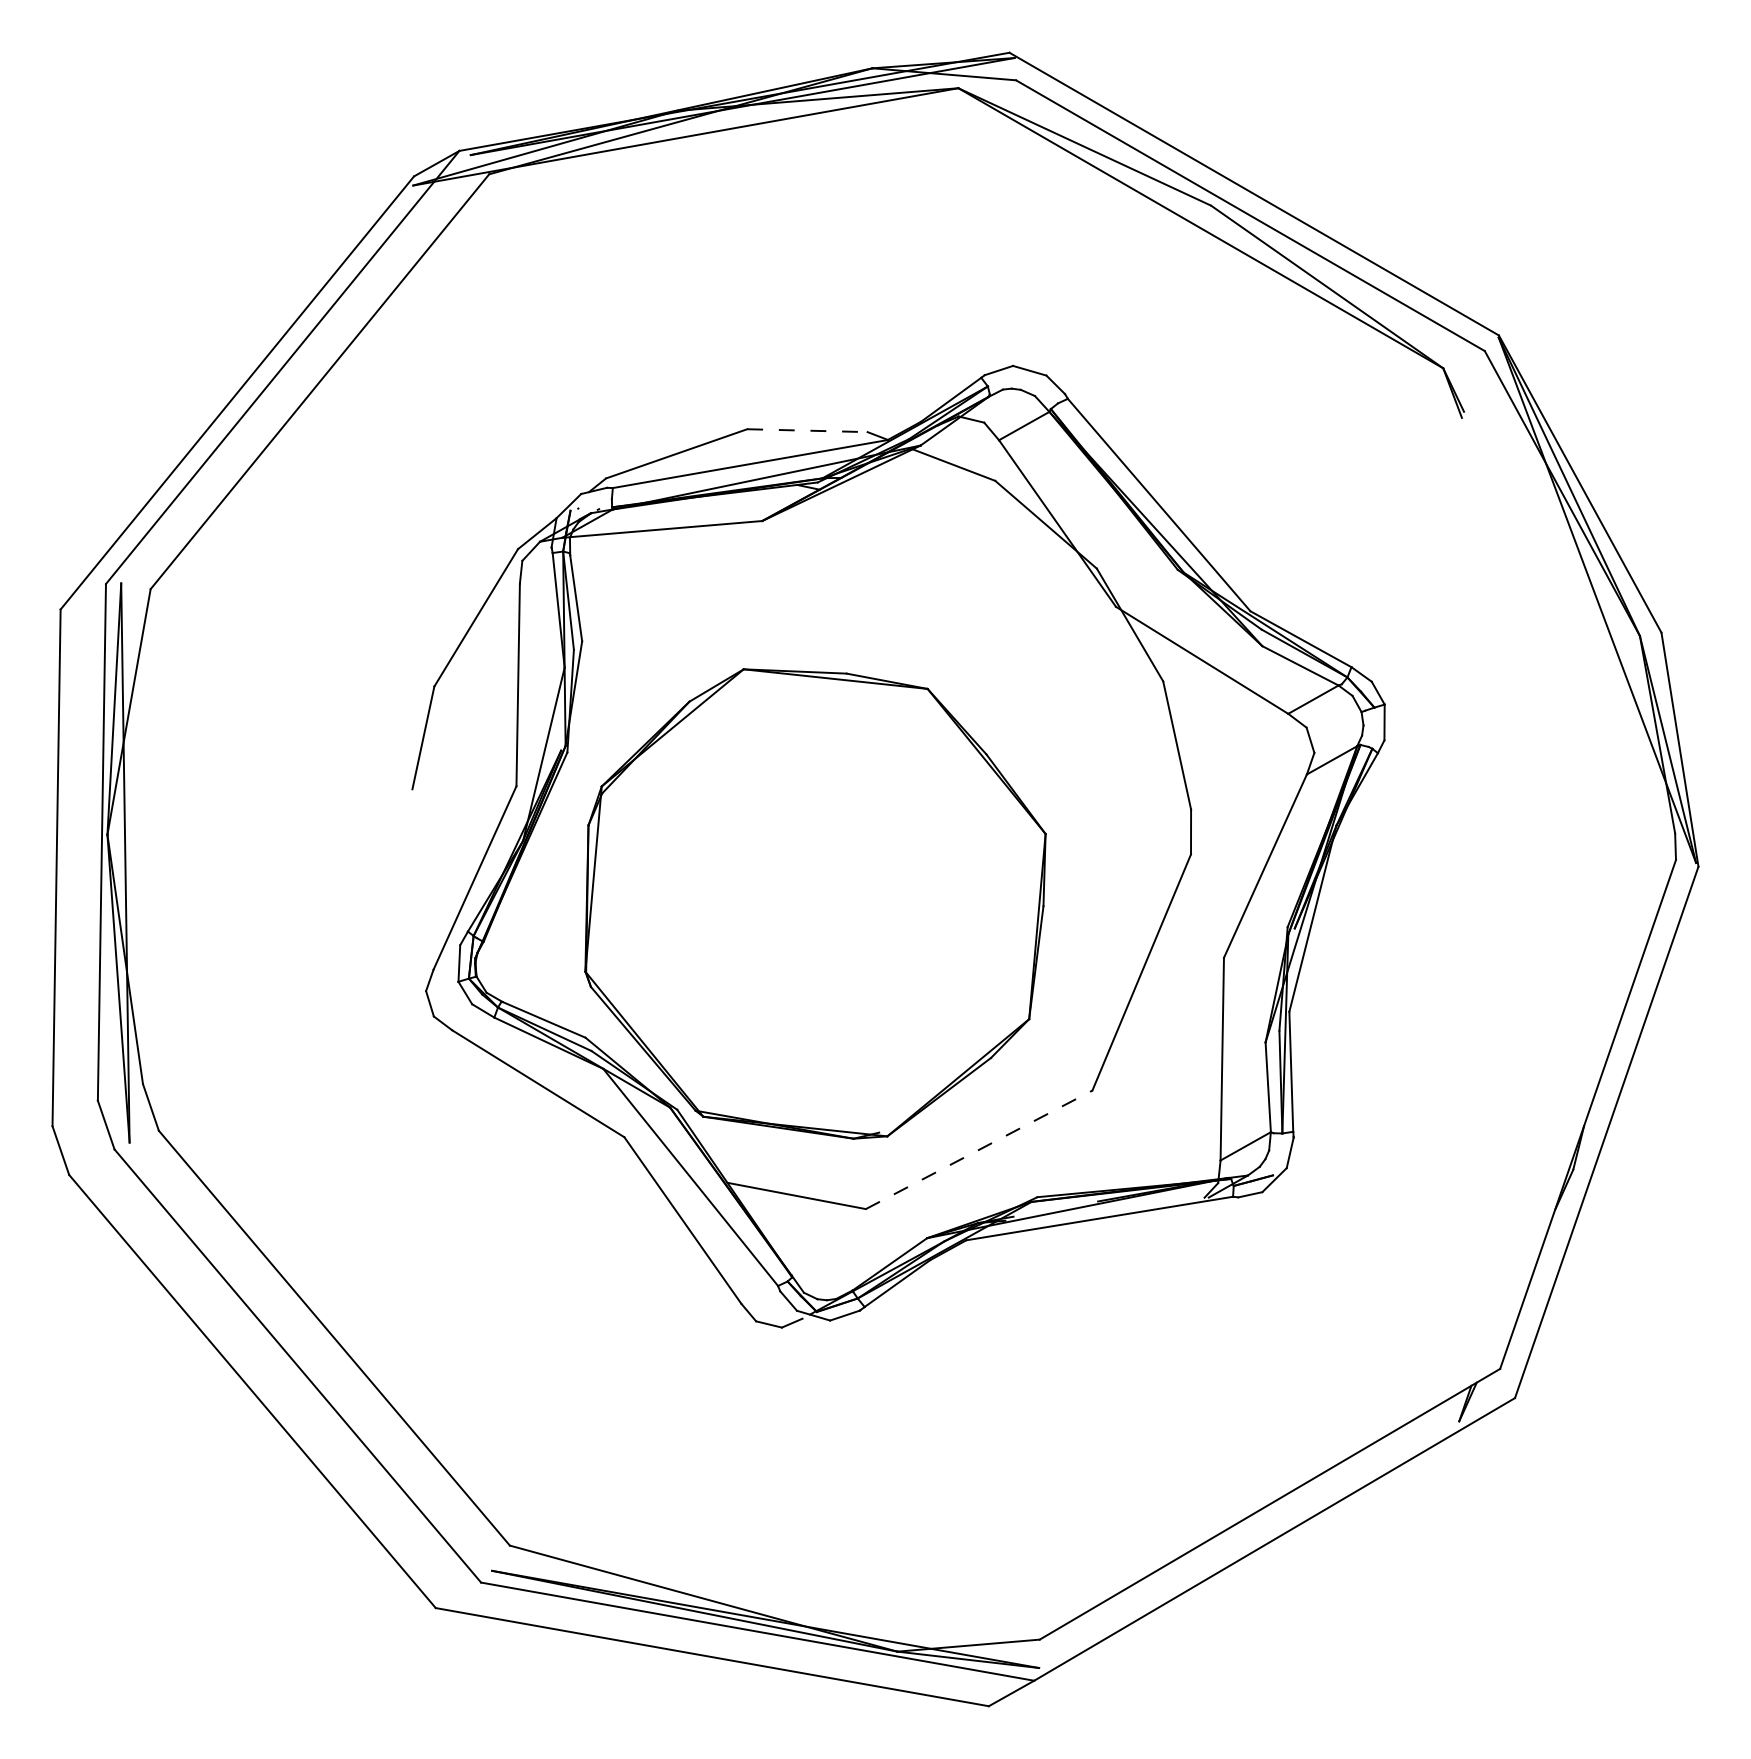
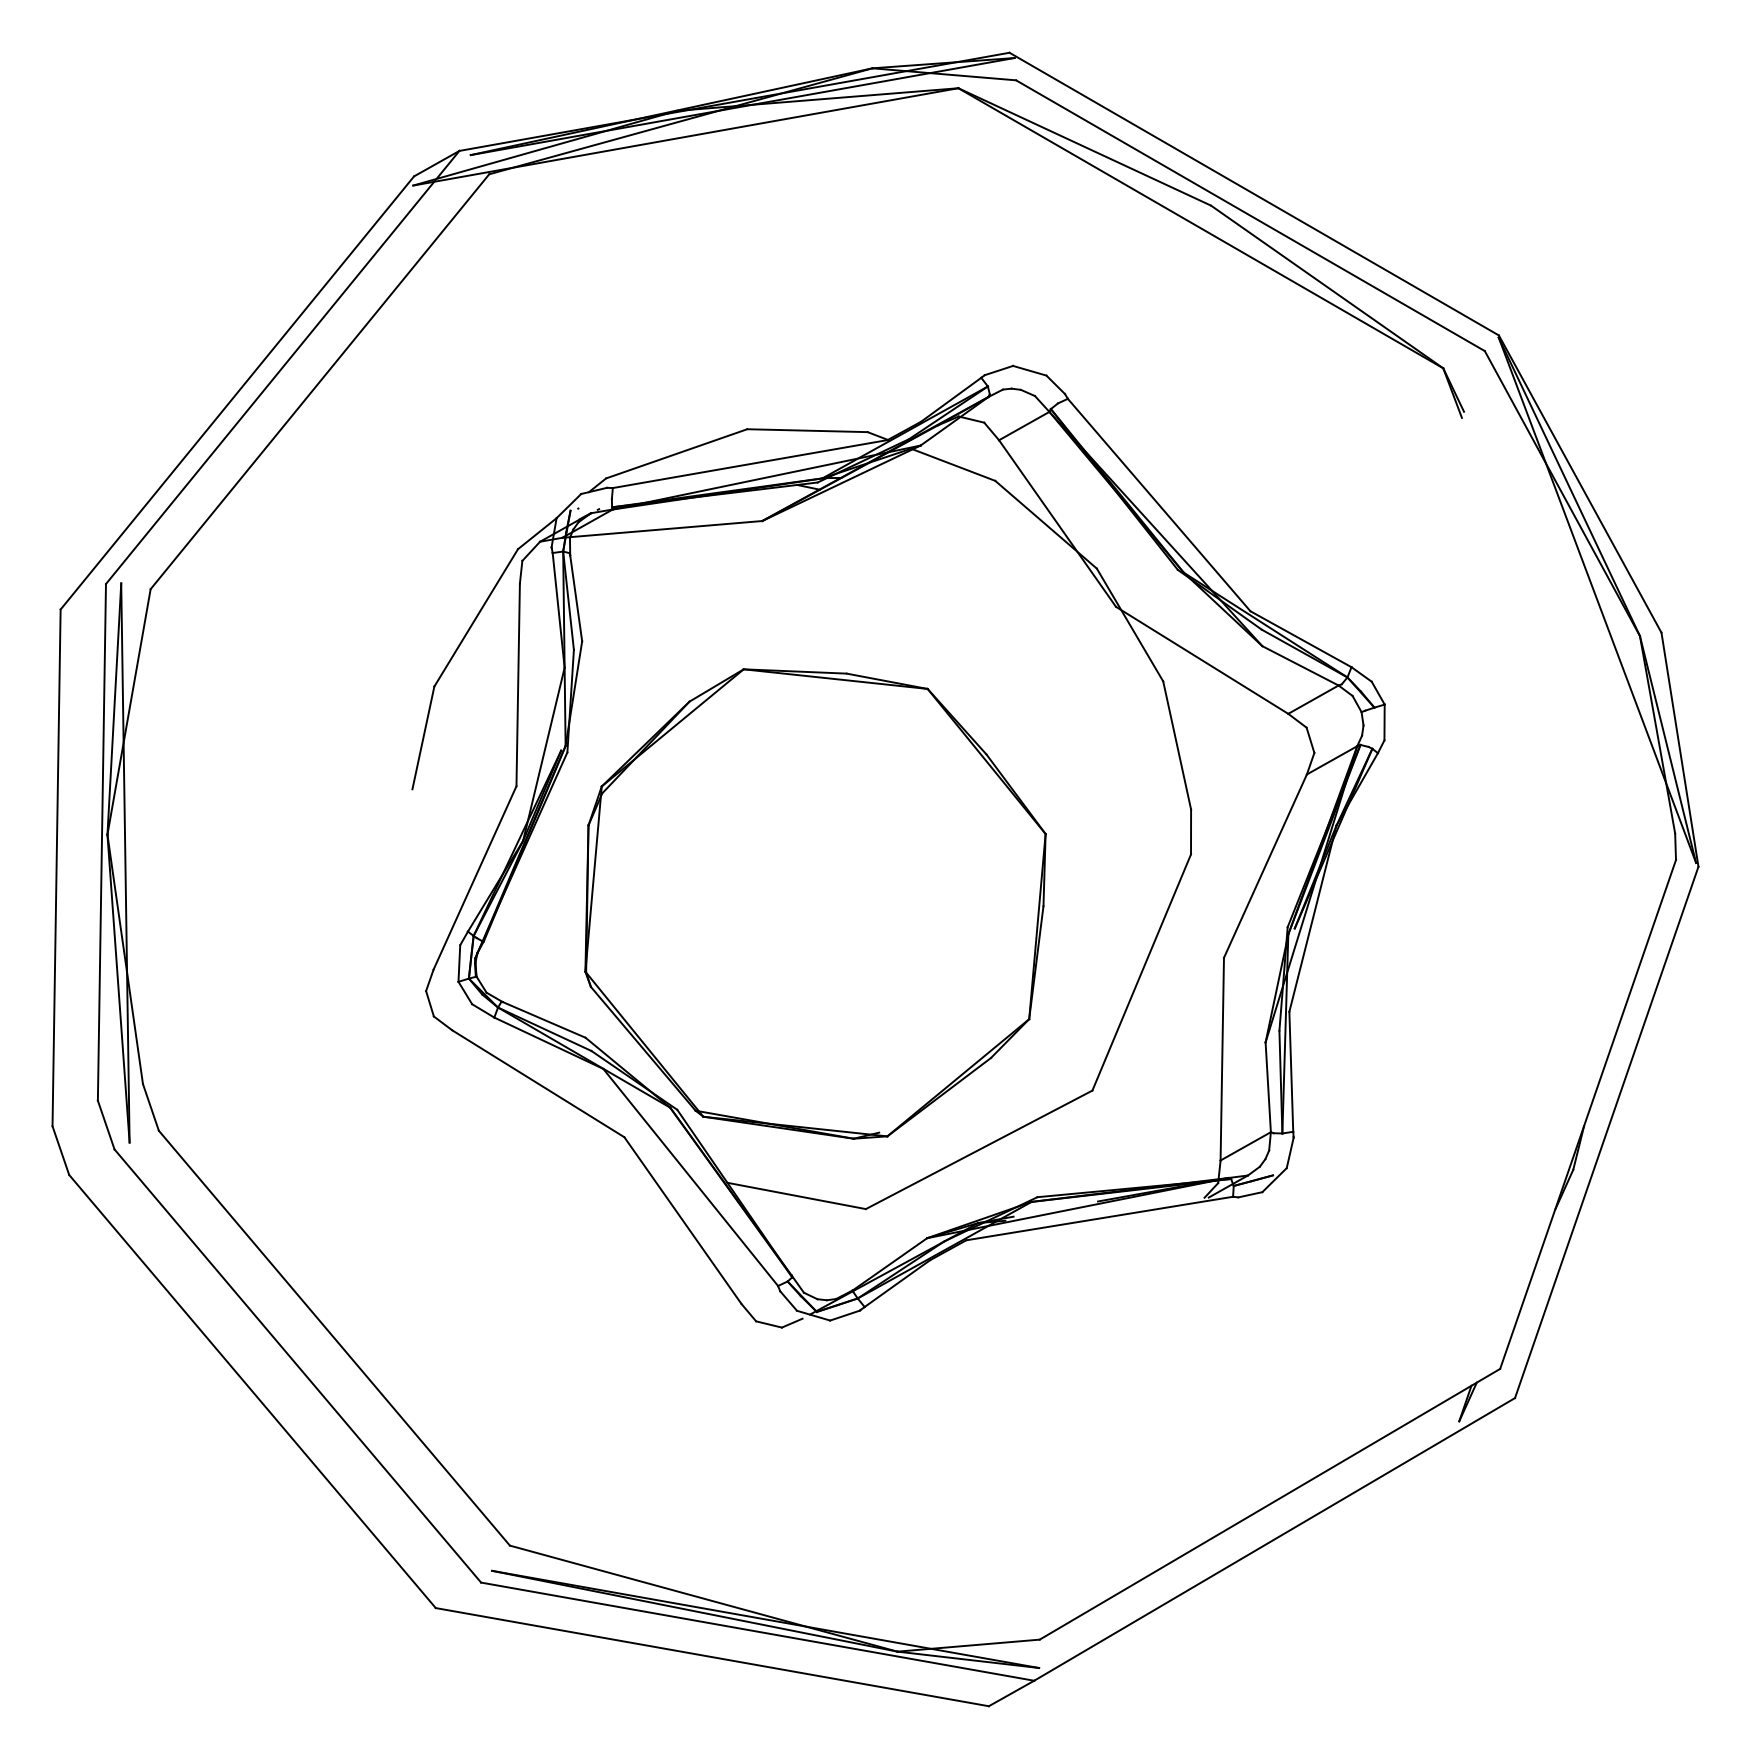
line: dashed -> solid (807, 430)
line: dashed -> solid (979, 1149)
